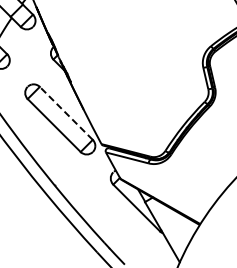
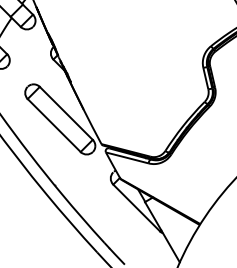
line: dashed -> solid (65, 113)
